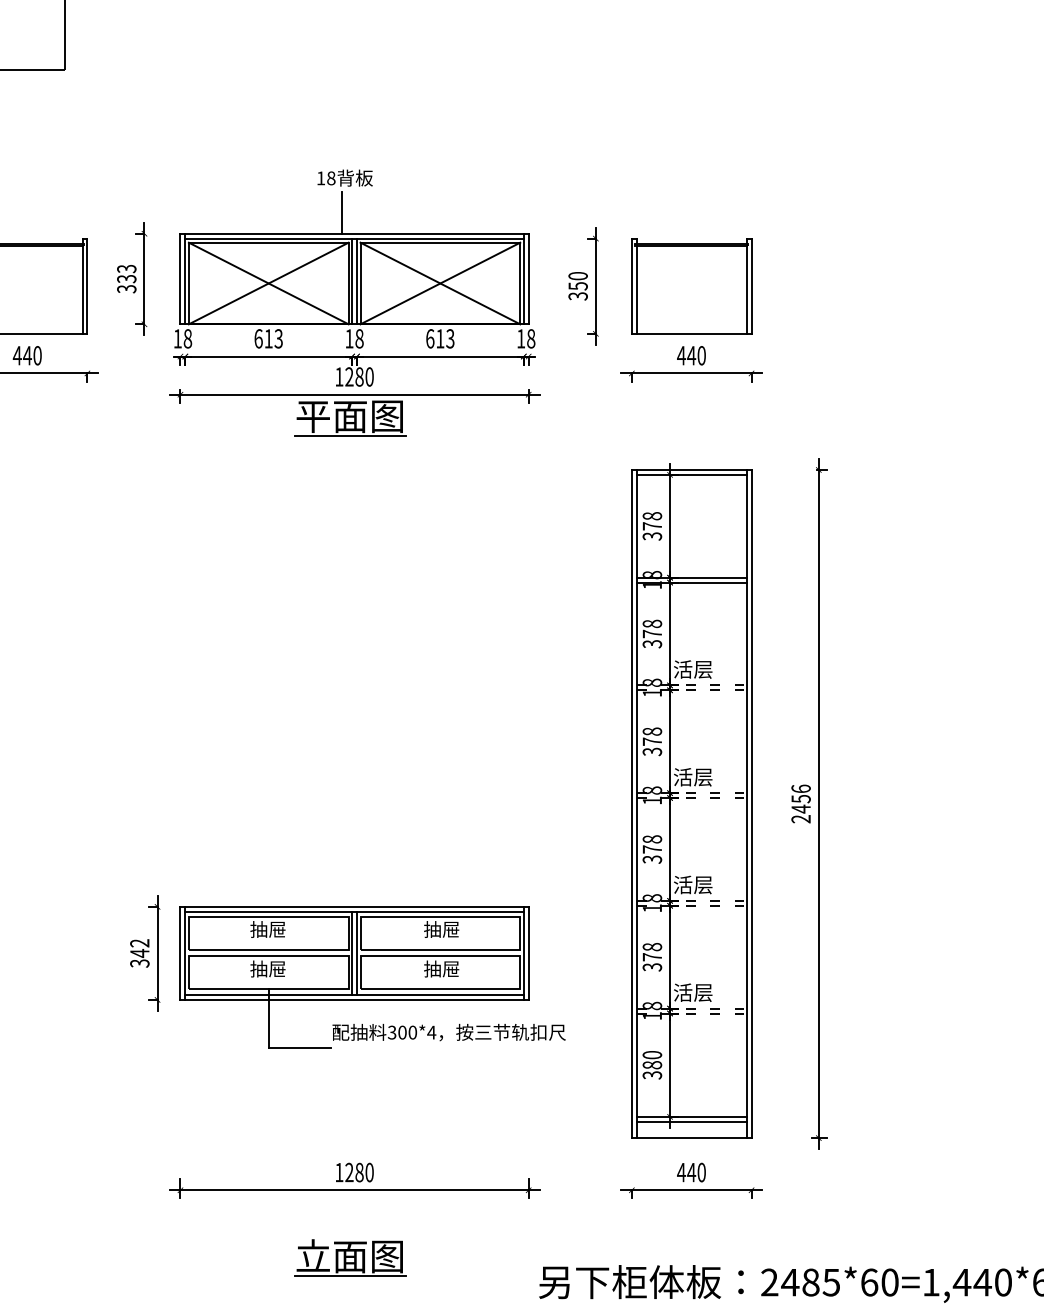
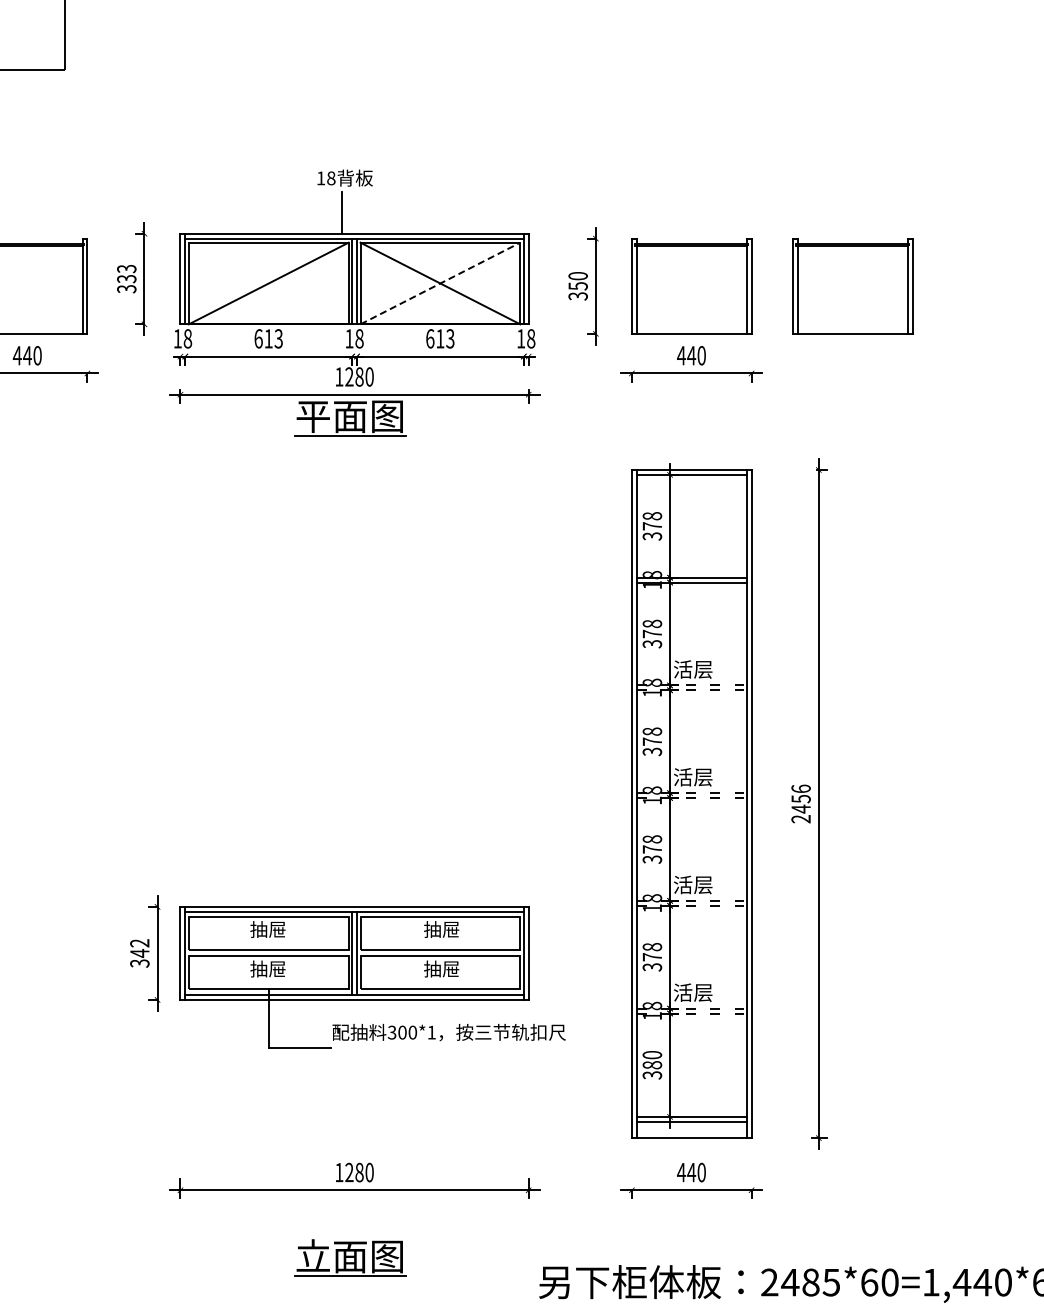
line: present -> none (268, 283)
line: solid -> dashed (440, 283)
part: none -> present (852, 286)
text: 300*4 -> 300*1 (431, 1032)
